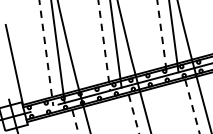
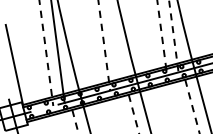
line: solid -> dashed (173, 36)
line: present -> none (115, 44)
